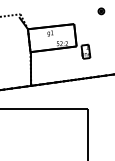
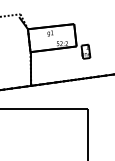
part: present -> none (101, 11)
